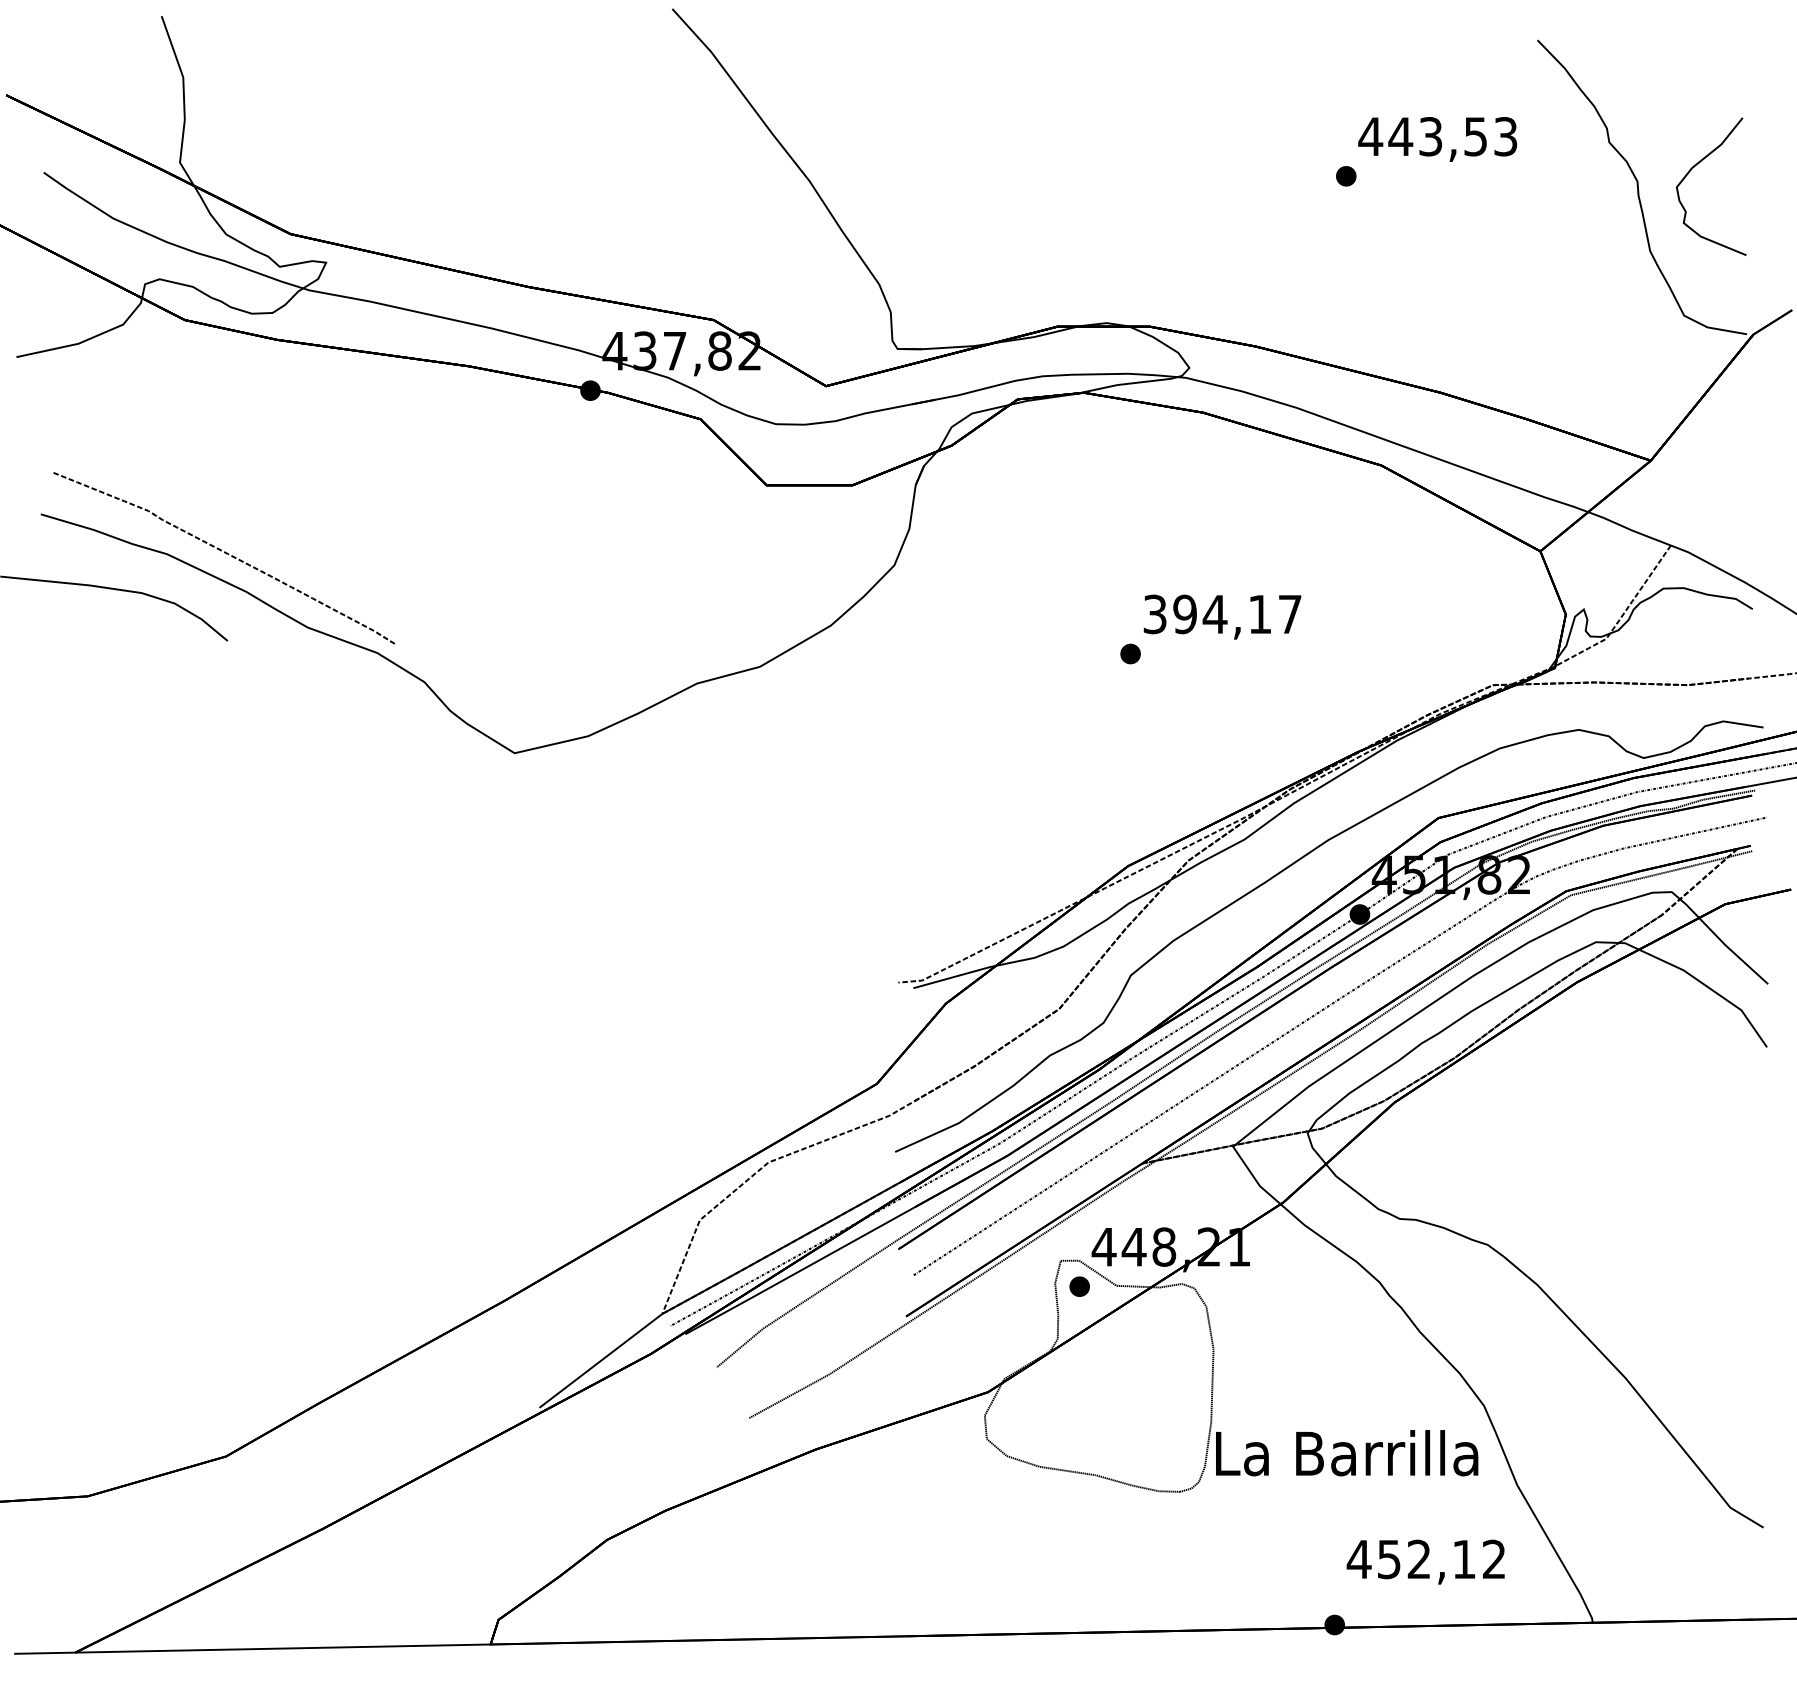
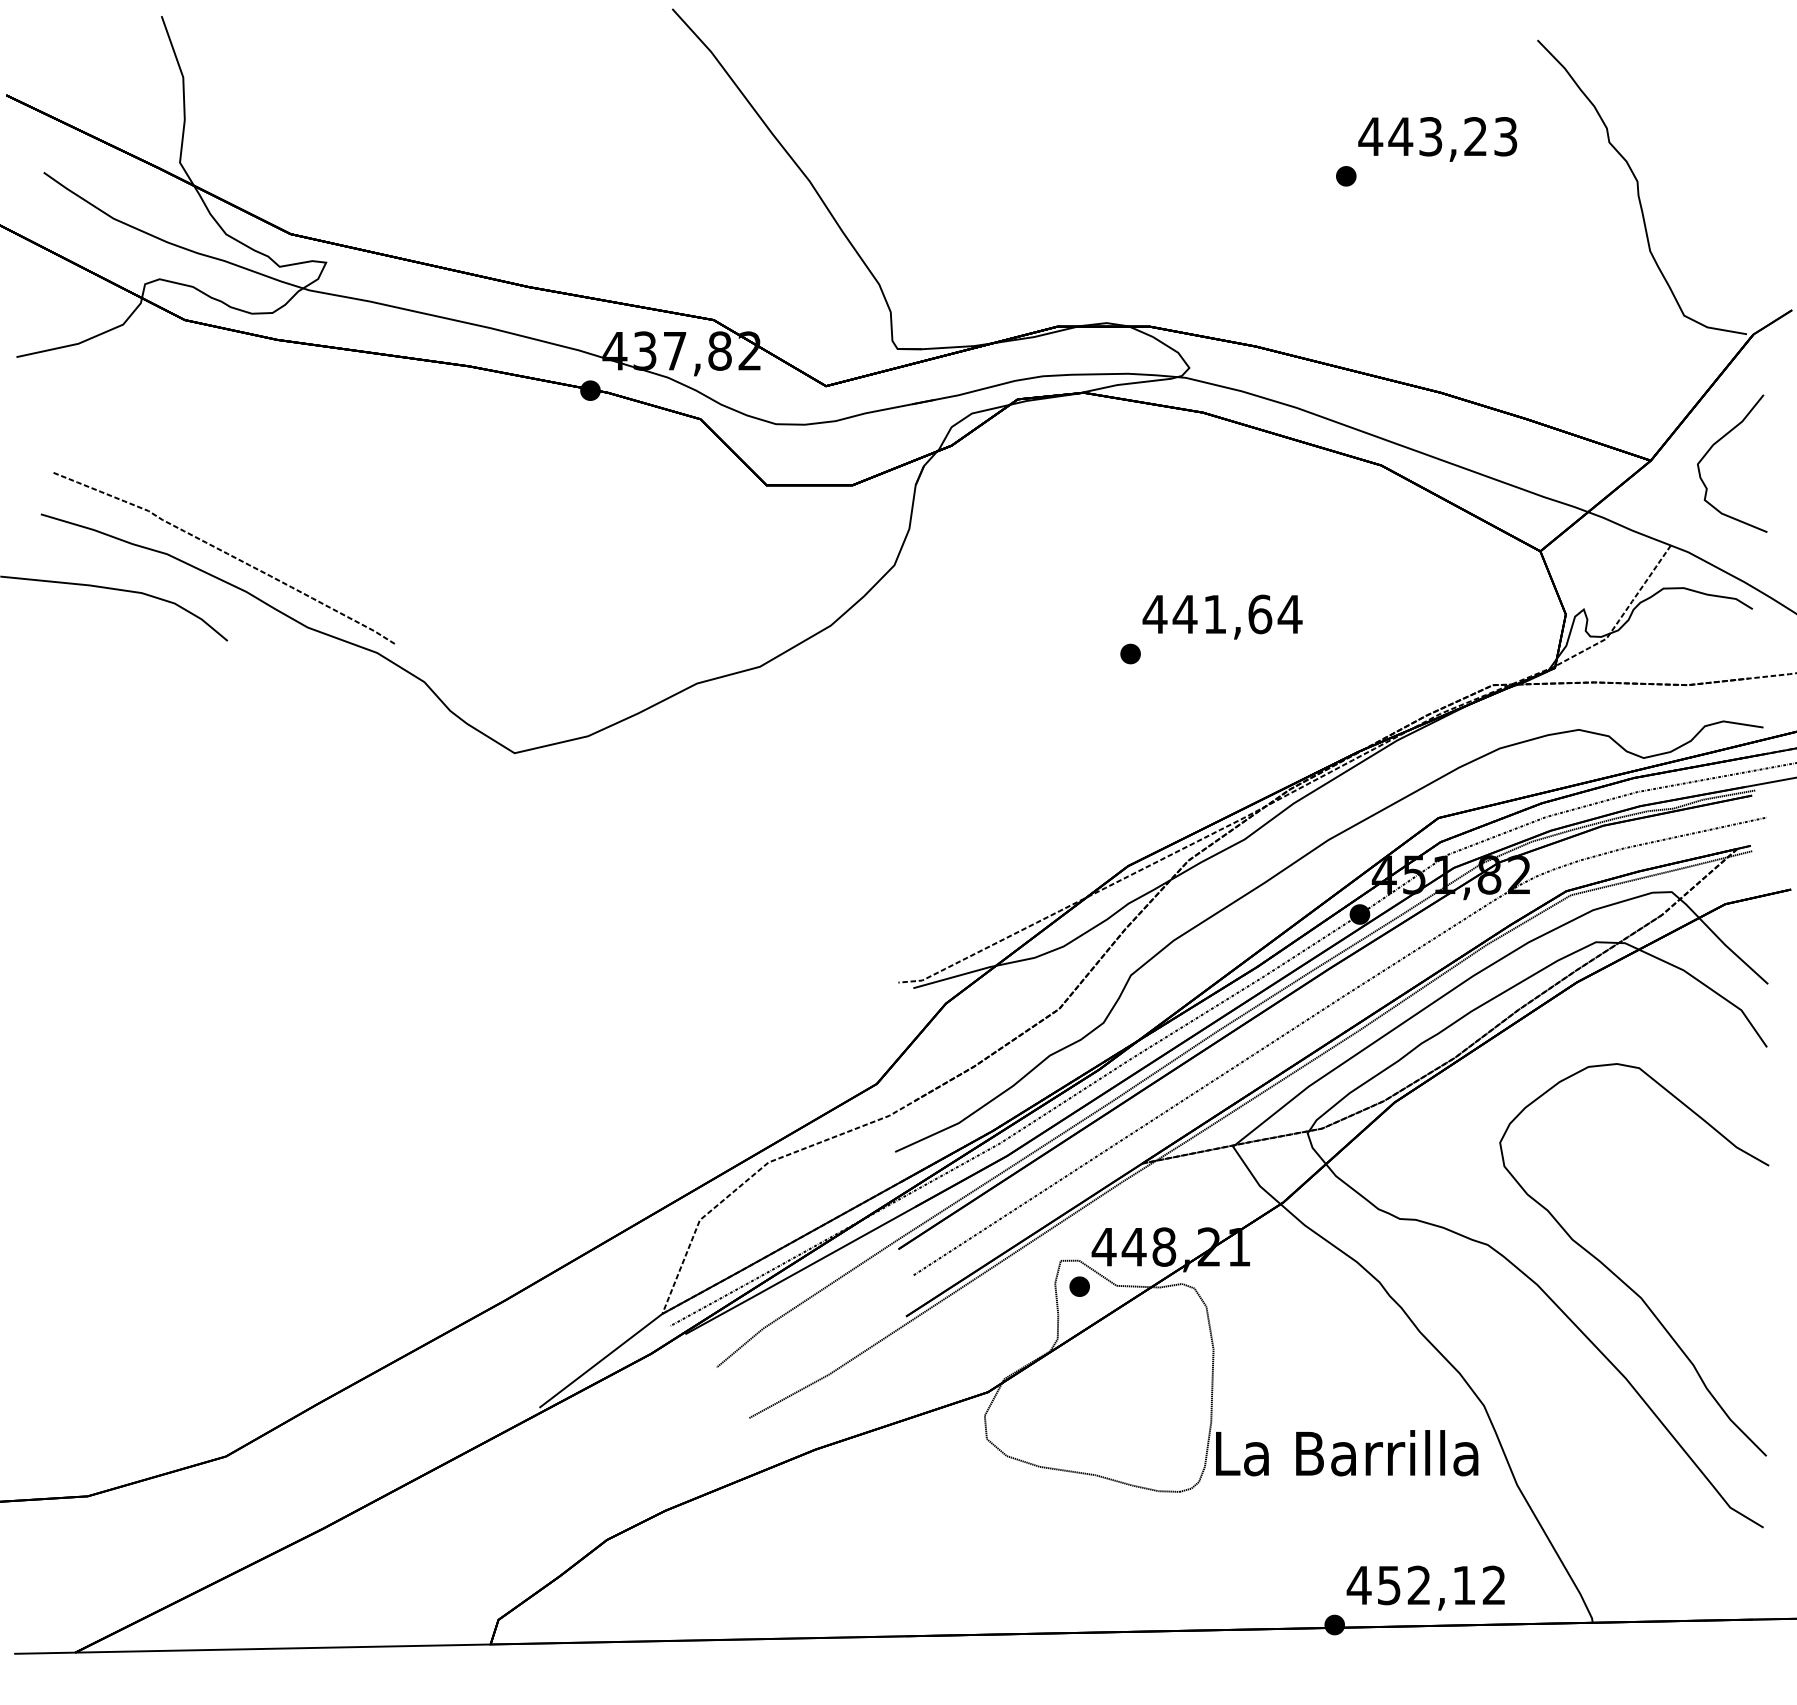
text: 443,53 -> 443,23 (1475, 136)
curve position: (1693, 168) -> (1714, 445) (1714, 445)
text: 394,17 -> 441,64 (1222, 614)
curve: none -> present (1617, 1275)
text position: (1425, 1561) -> (1425, 1587) (1425, 1587)
